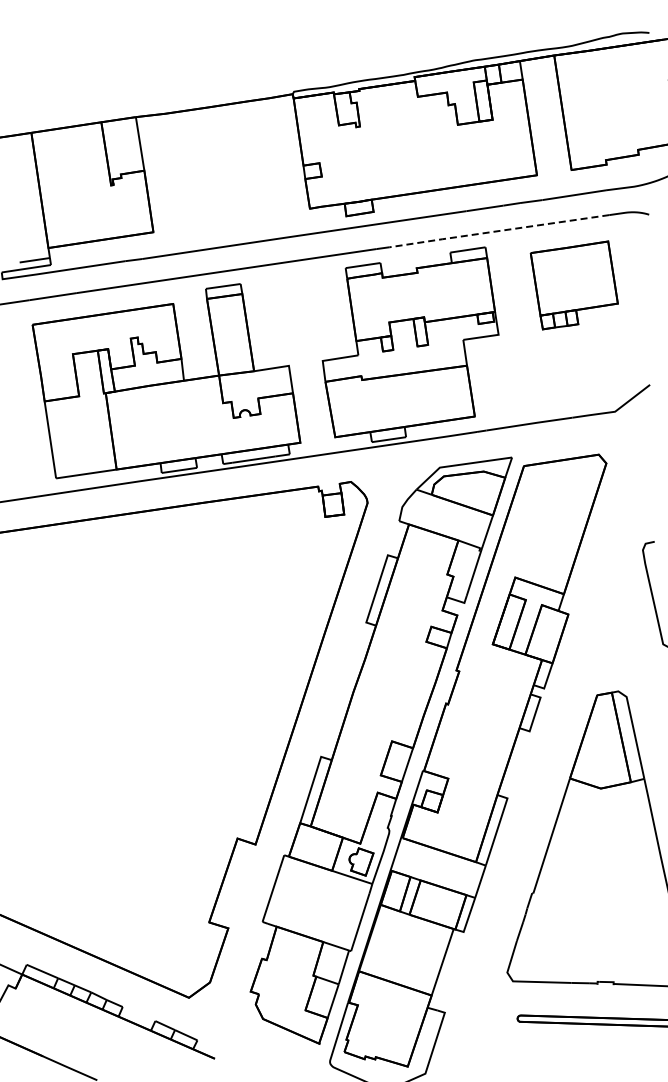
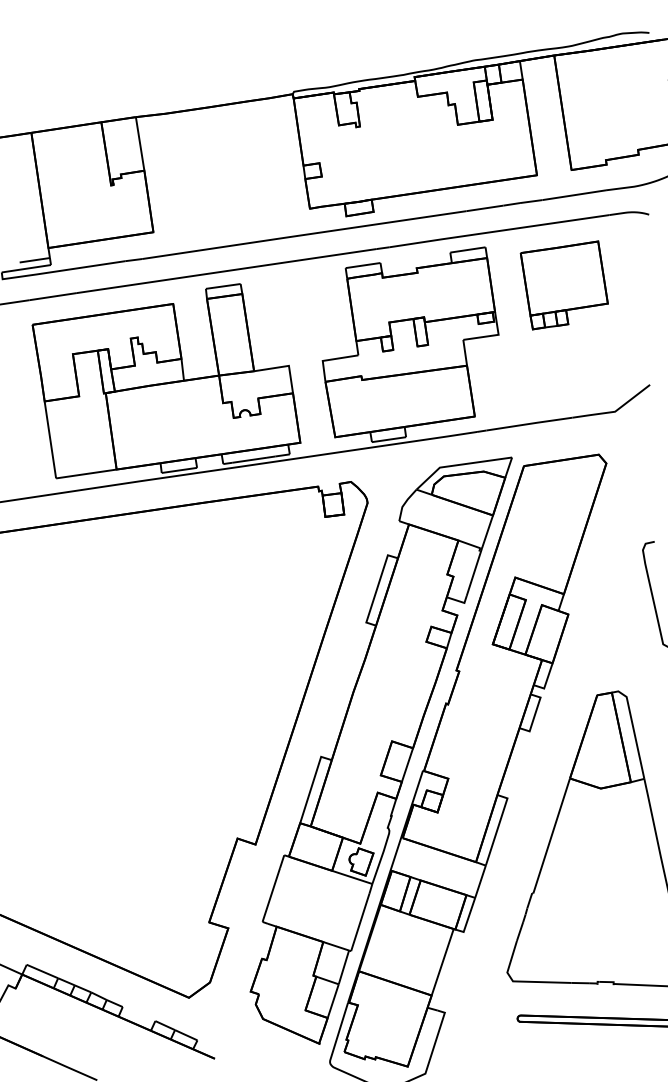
line: dashed -> solid (498, 231)
part position: (573, 285) -> (563, 285) (563, 285)
